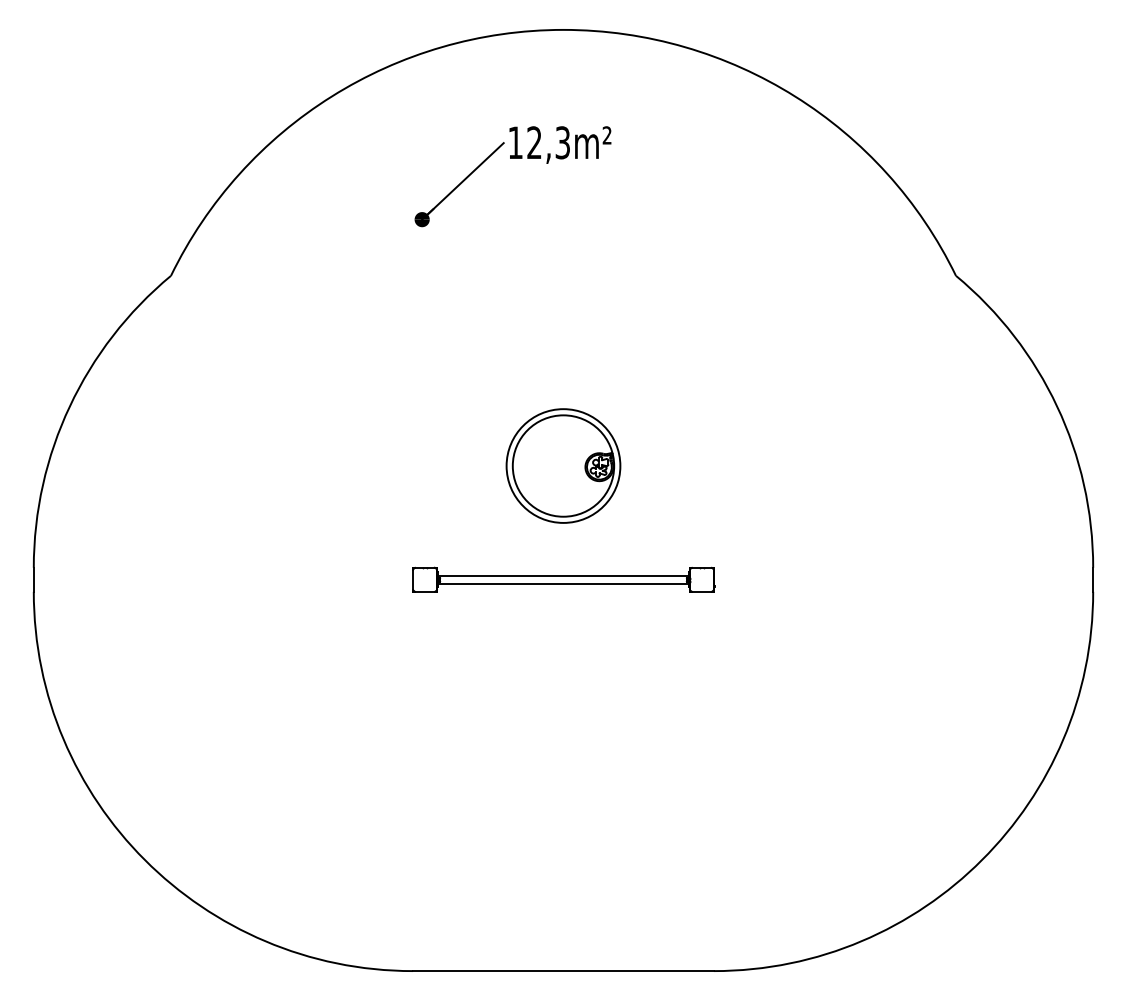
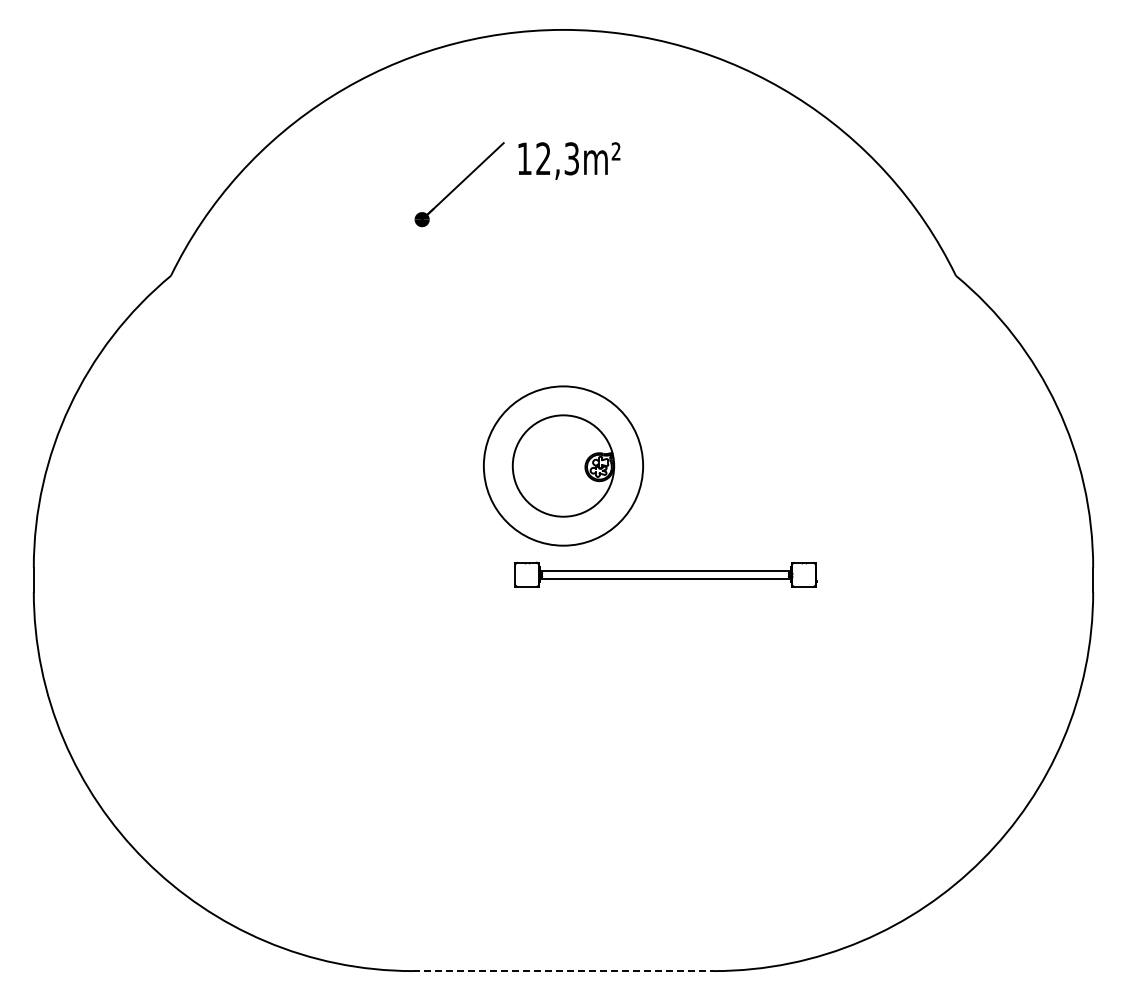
text position: (560, 144) -> (569, 160) (569, 160)
circle diameter: 114 px -> 159 px (563, 465)
part position: (563, 579) -> (665, 574) (665, 574)
line: solid -> dashed (563, 971)
